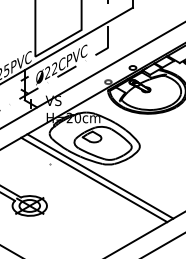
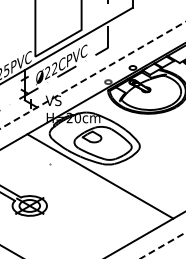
line: solid -> dashed (93, 75)
line: present -> none (94, 179)
line: solid -> dashed (163, 245)
